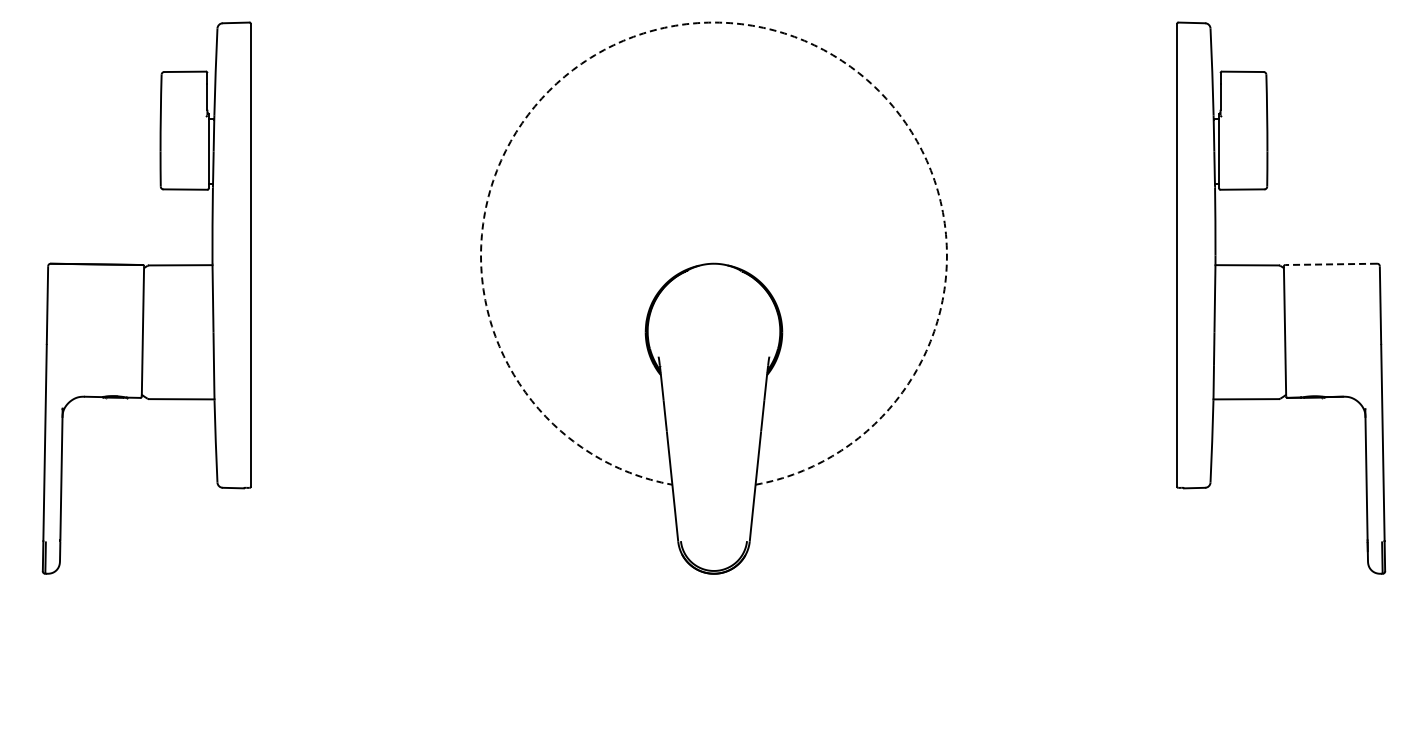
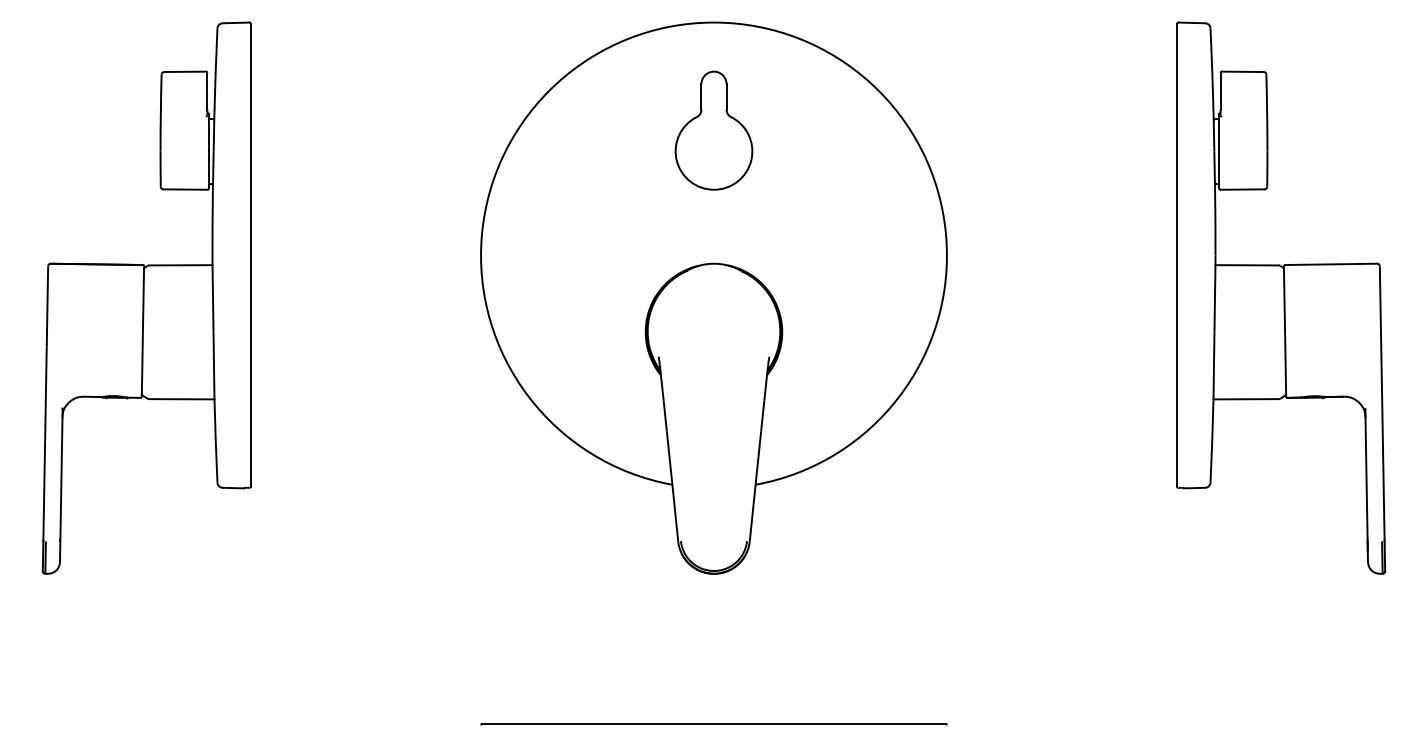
arc: dashed -> solid (714, 22)
part: none -> present (713, 130)
line: dashed -> solid (1331, 264)
line: none -> present (713, 724)
